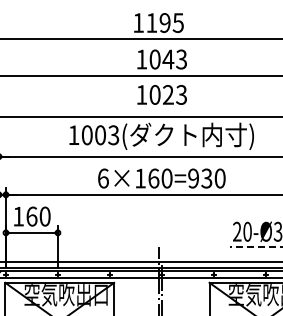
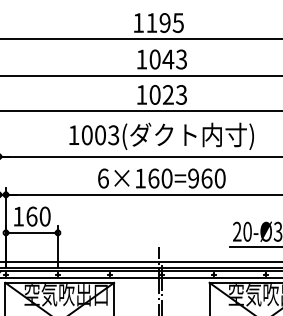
line position: (140, 117) -> (140, 111) (140, 111)
text: 6×160=930 -> 6×160=960 (206, 178)
line: dashed -> solid (255, 246)
